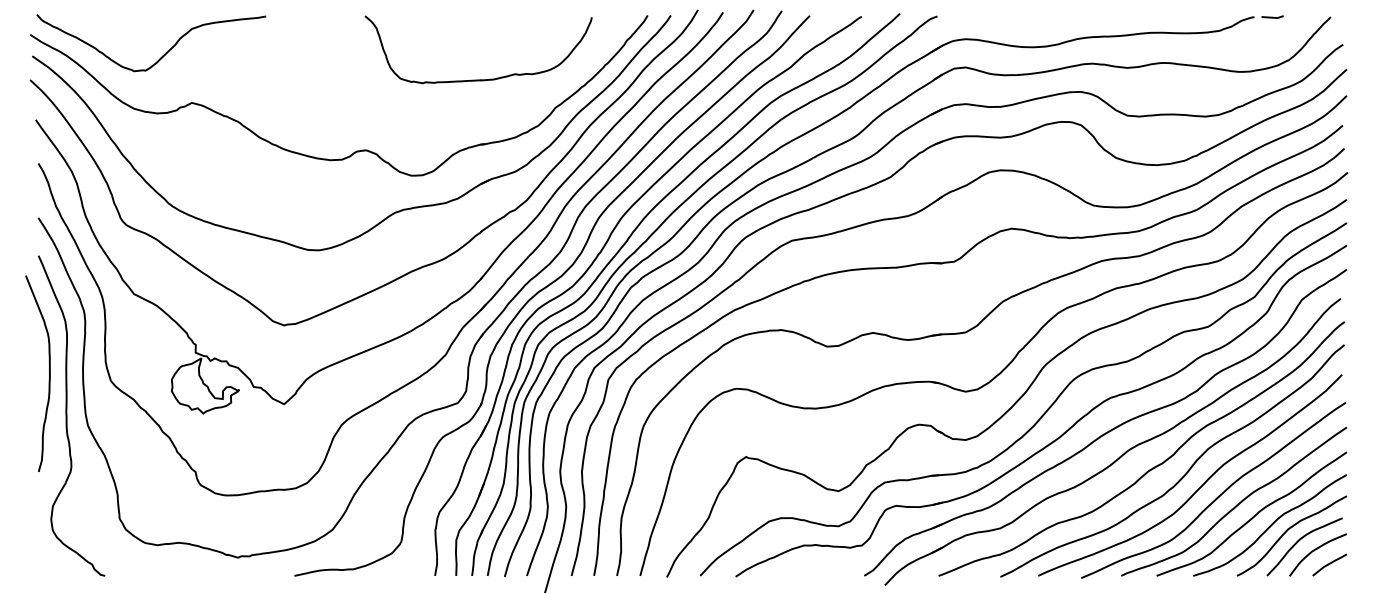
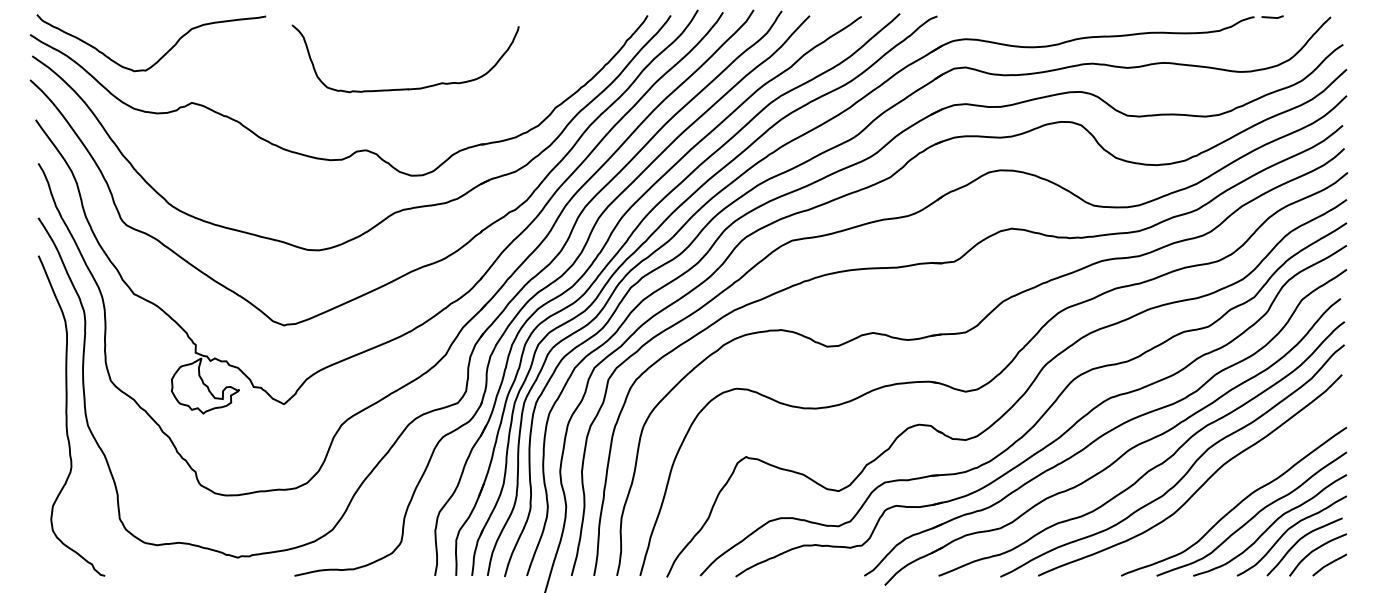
part position: (478, 79) -> (405, 88) (405, 88)
curve: present -> none (49, 373)
curve: present -> none (1218, 495)
